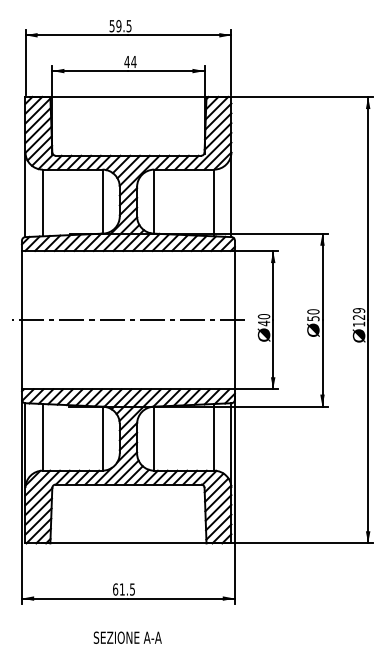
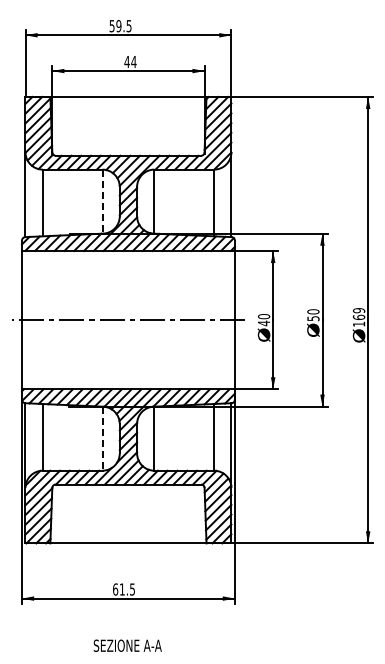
line: solid -> dashed (102, 202)
text: 129 -> 169 (358, 316)
line: solid -> dashed (102, 439)
text position: (127, 637) -> (127, 645) (127, 645)
